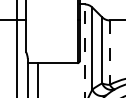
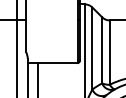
line: dashed -> solid (84, 51)
line: dashed -> solid (109, 53)
